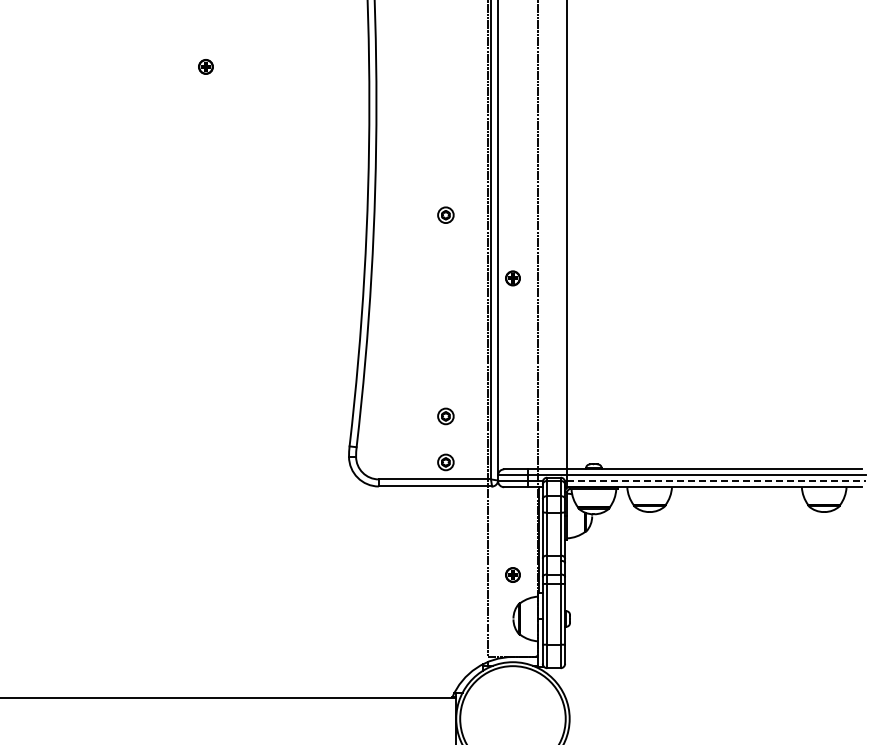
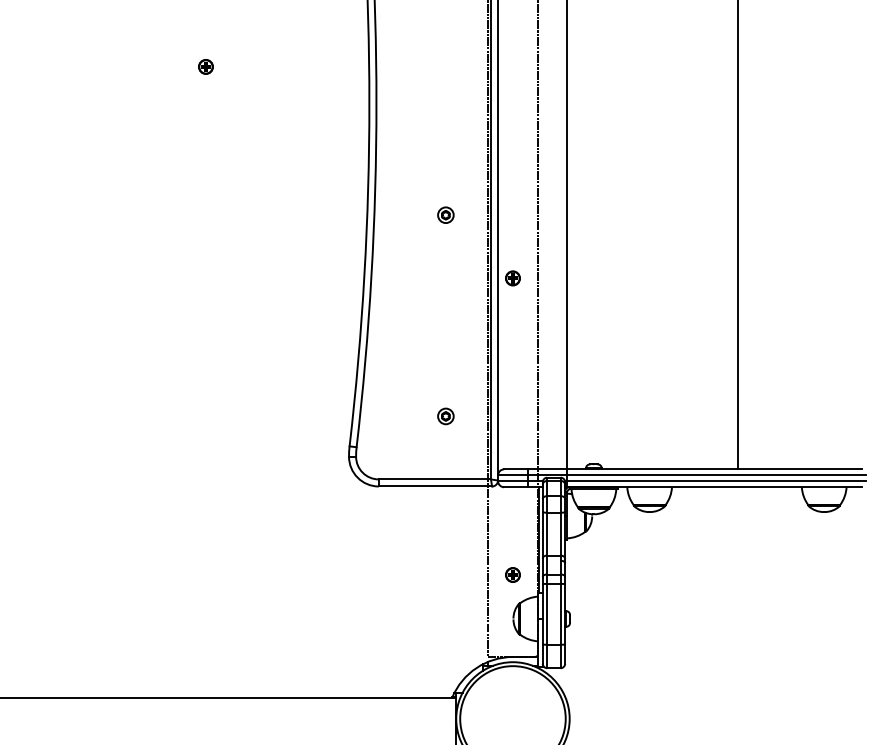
line: none -> present (737, 235)
part: present -> none (445, 462)
line: dashed -> solid (716, 481)
